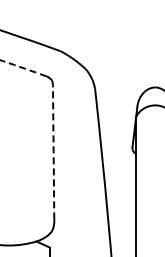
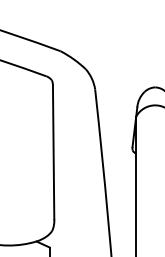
arc: dashed -> solid (23, 68)
line: dashed -> solid (53, 152)
